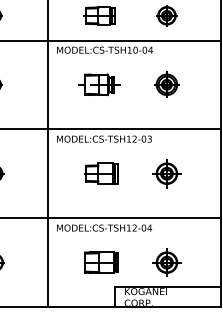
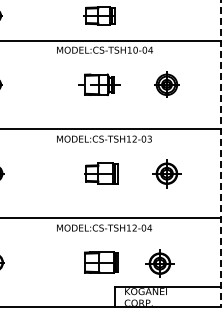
part: present -> none (166, 15)
line: present -> none (48, 154)
line: solid -> dashed (221, 154)
part position: (166, 262) -> (159, 263) (159, 263)
